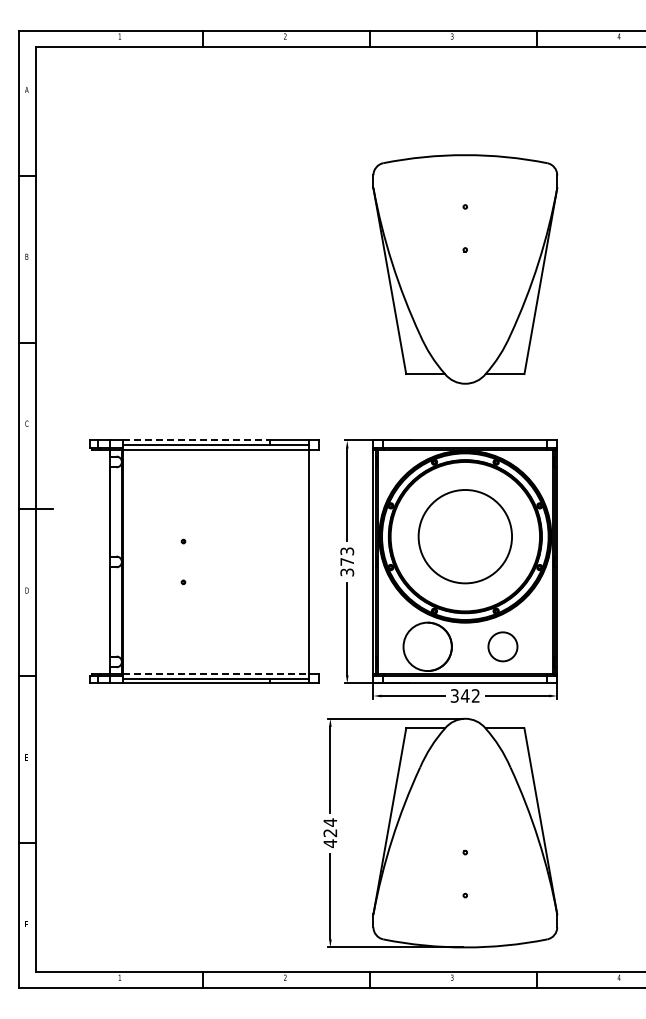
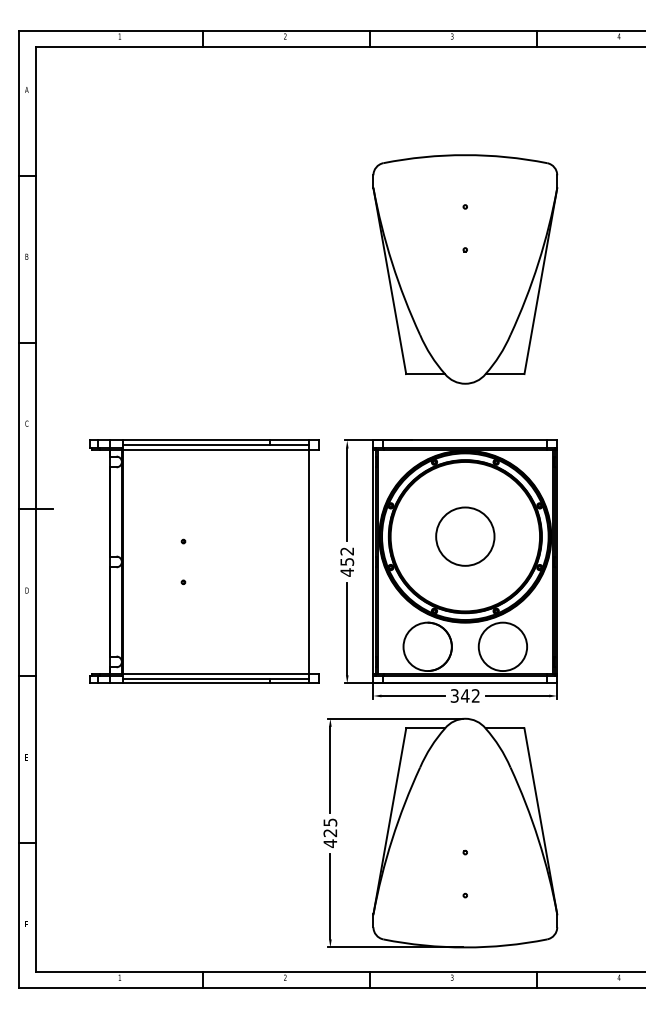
line: dashed -> solid (197, 440)
circle diameter: 93 px -> 58 px (465, 536)
text: 373 -> 452 (347, 561)
circle diameter: 29 px -> 48 px (502, 646)
line: dashed -> solid (216, 673)
text: 424 -> 425 (330, 822)
